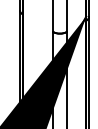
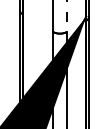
line: solid -> dashed (66, 16)
